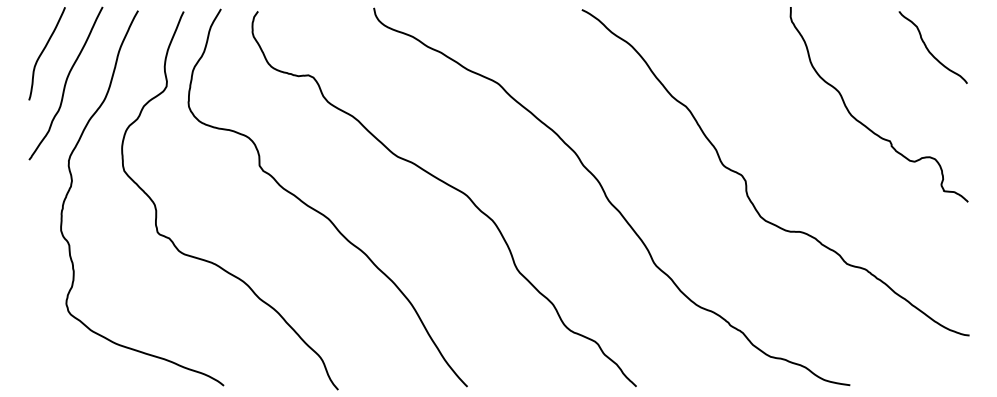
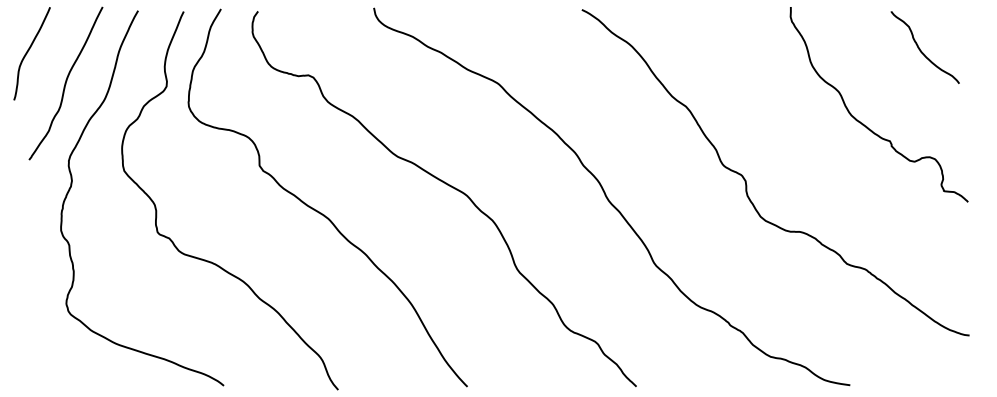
curve position: (928, 48) -> (920, 48) (920, 48)
curve position: (43, 52) -> (28, 52) (28, 52)
